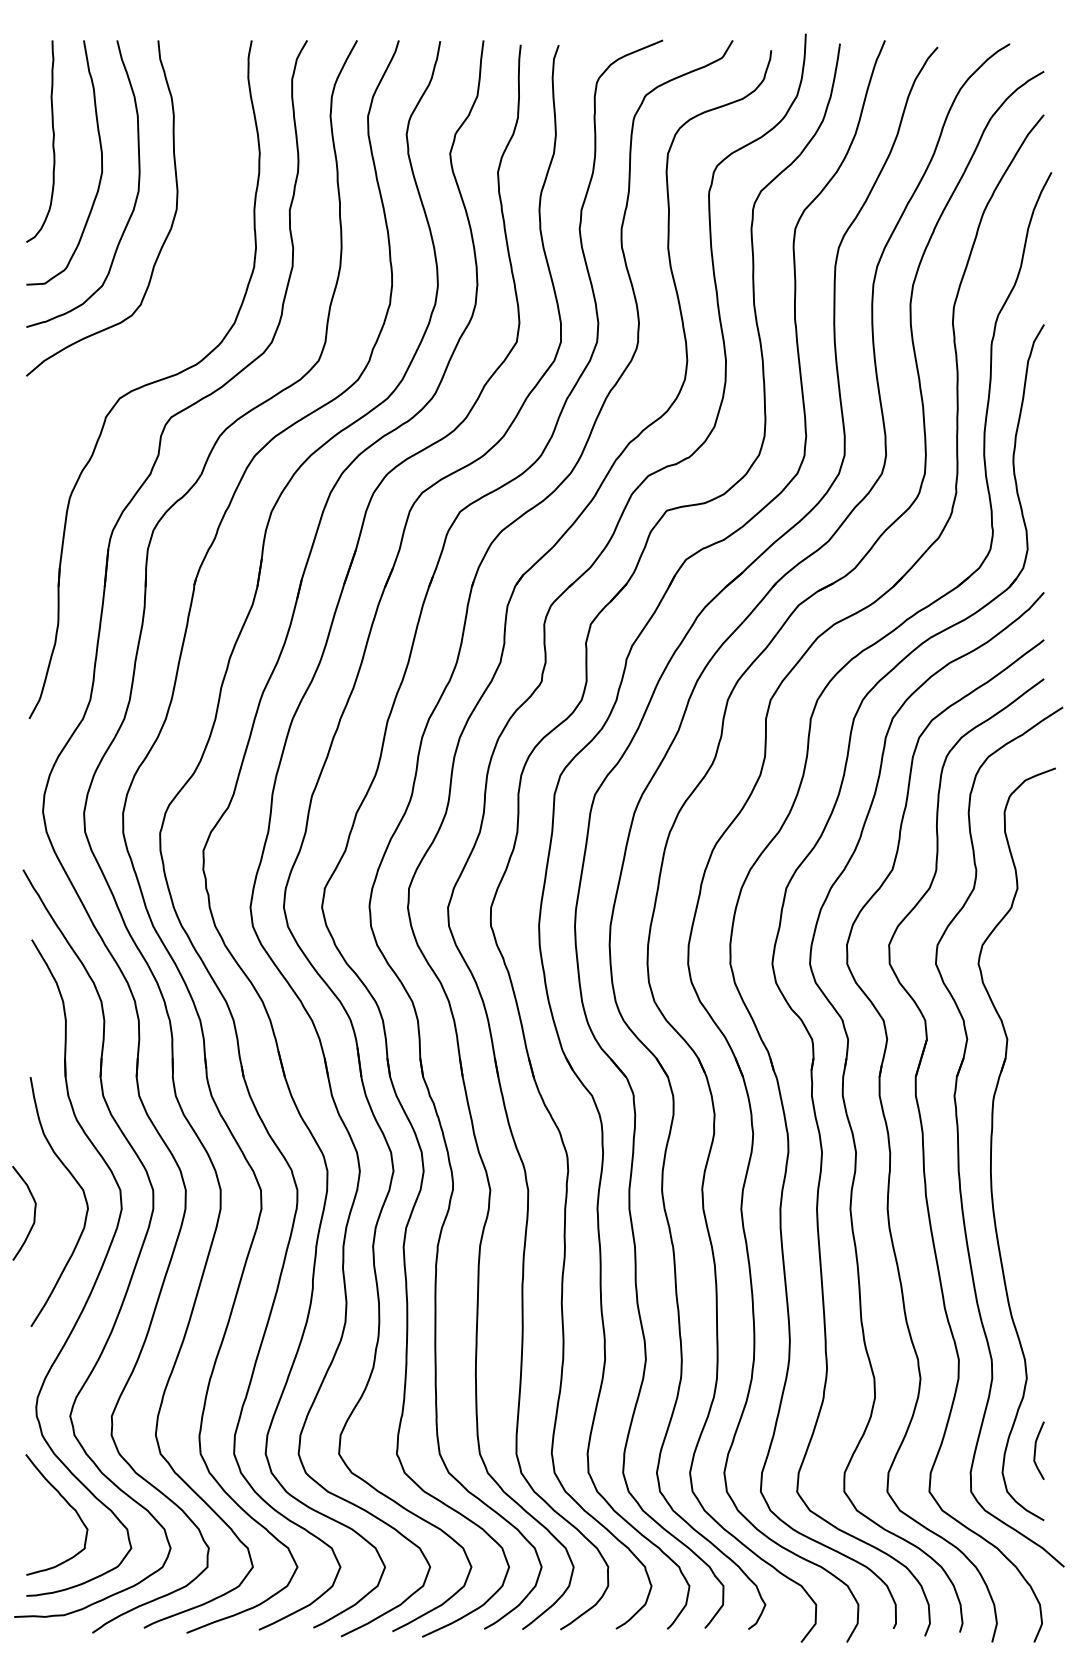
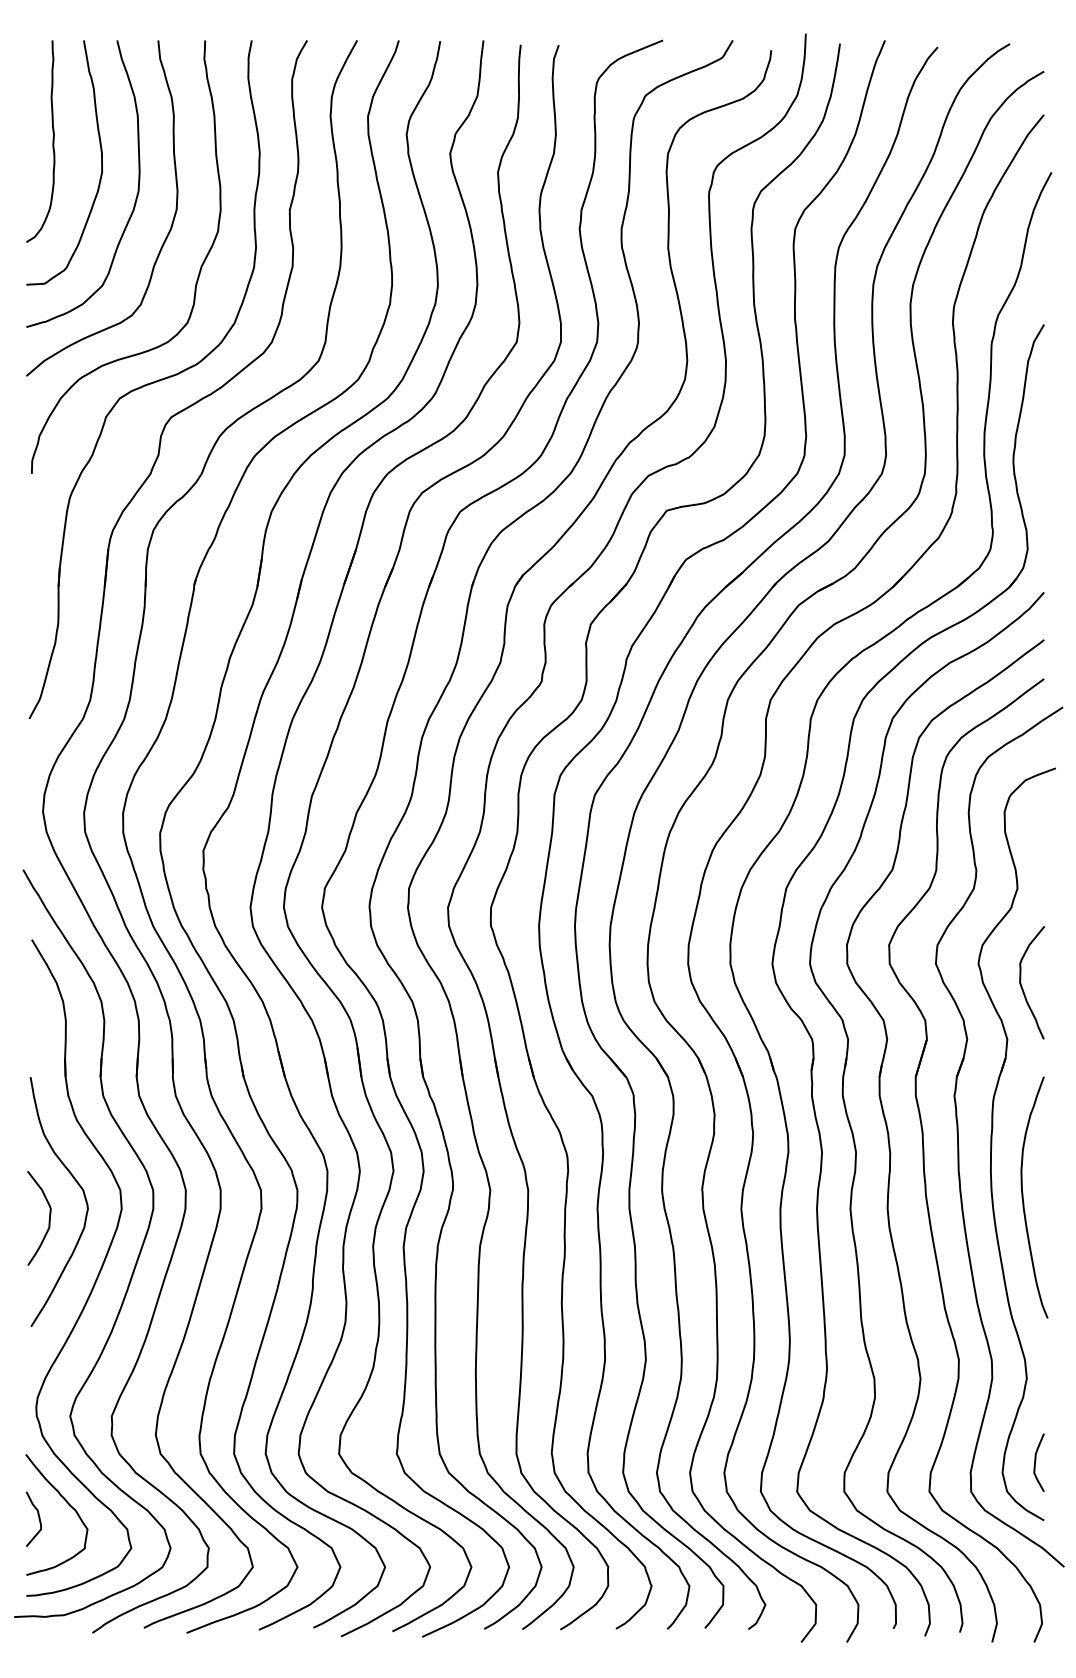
curve: none -> present (196, 279)
curve: none -> present (1022, 986)
curve: none -> present (1023, 1197)
curve position: (33, 1215) -> (48, 1220) (48, 1220)
curve position: (1036, 1449) -> (1036, 1461) (1036, 1461)
curve: none -> present (38, 1518)
